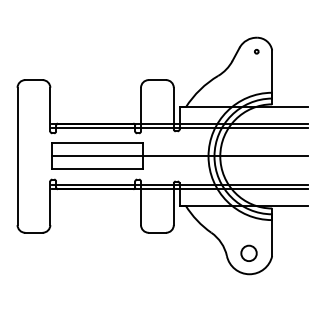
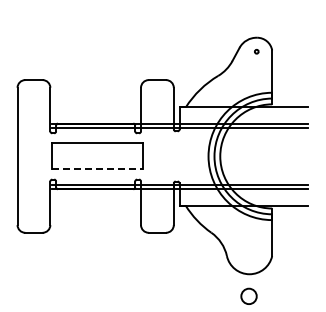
line: present -> none (180, 156)
line: solid -> dashed (98, 169)
circle position: (248, 252) -> (248, 295) (248, 295)
